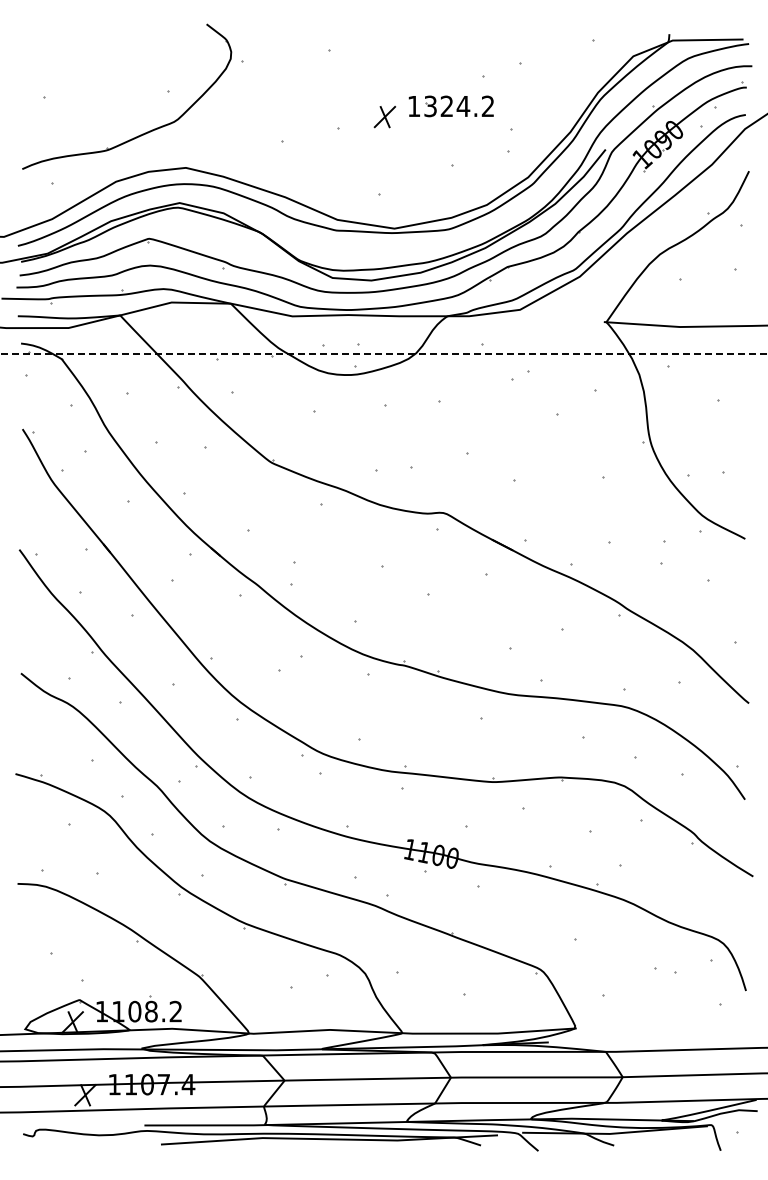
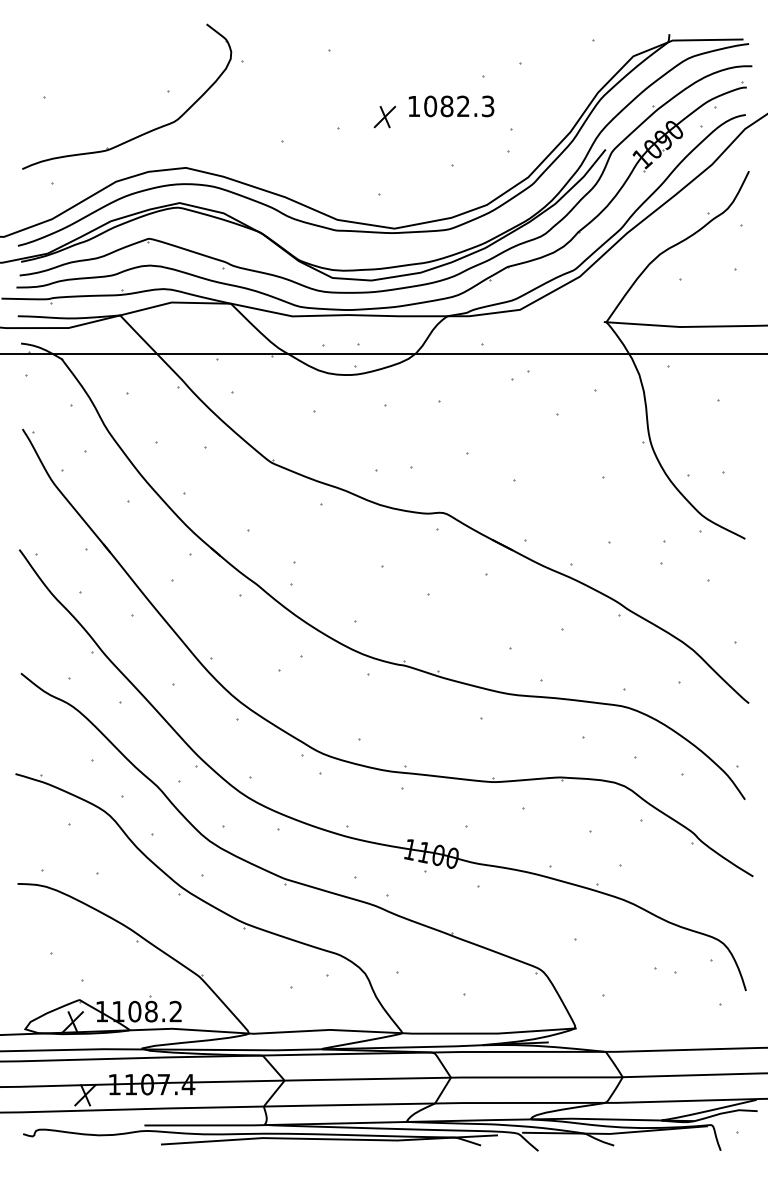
text: 1324.2 -> 1082.3 (459, 106)
line: dashed -> solid (383, 353)
